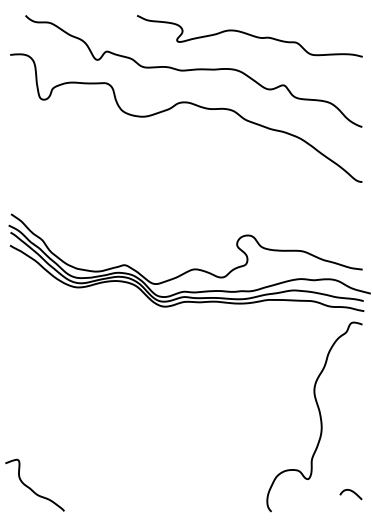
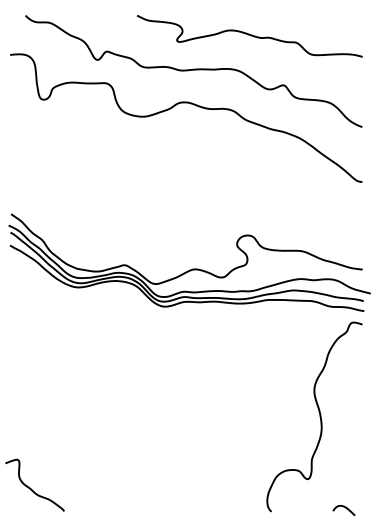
curve position: (352, 492) -> (345, 508) (345, 508)
